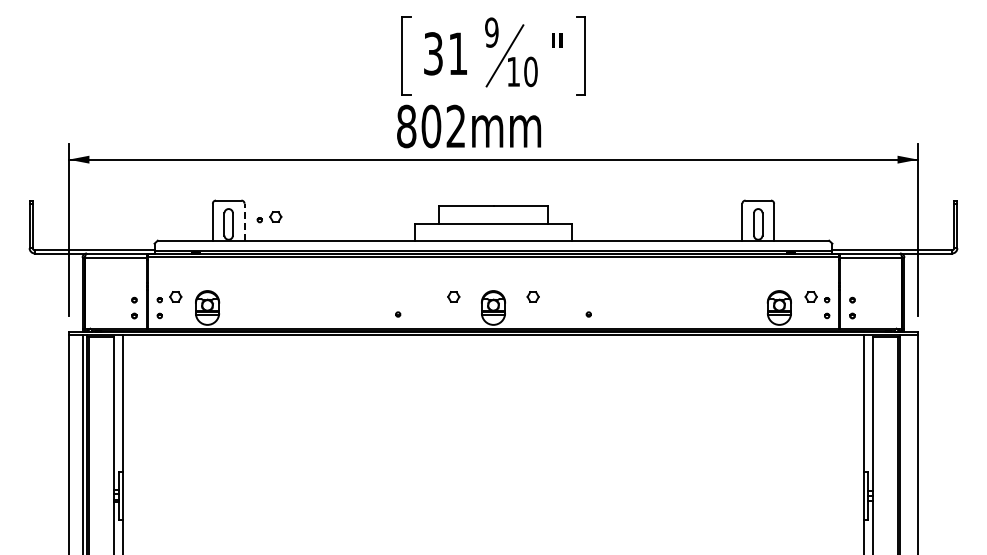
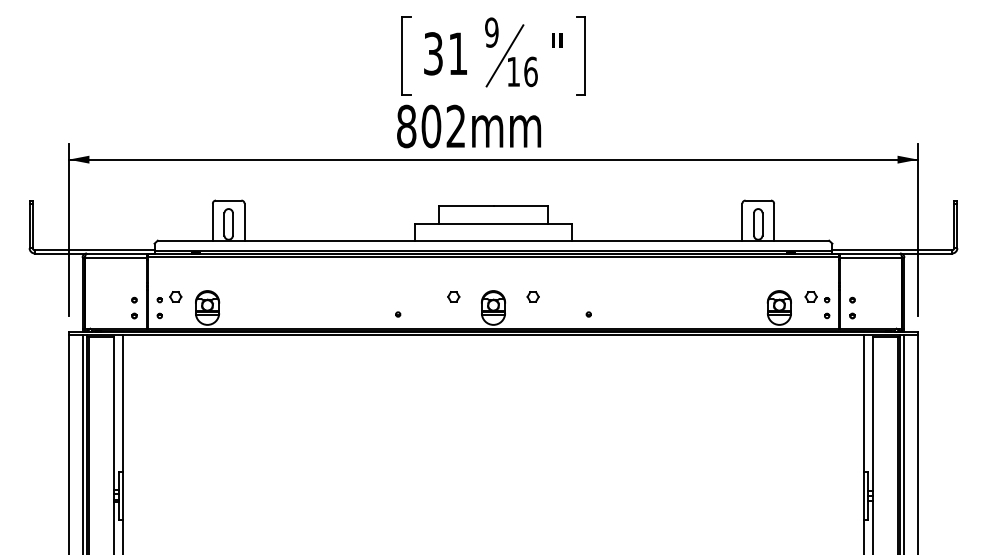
text: 10 -> 16 (530, 71)
part: present -> none (269, 217)
line: dashed -> solid (244, 221)
line: none -> present (904, 442)
